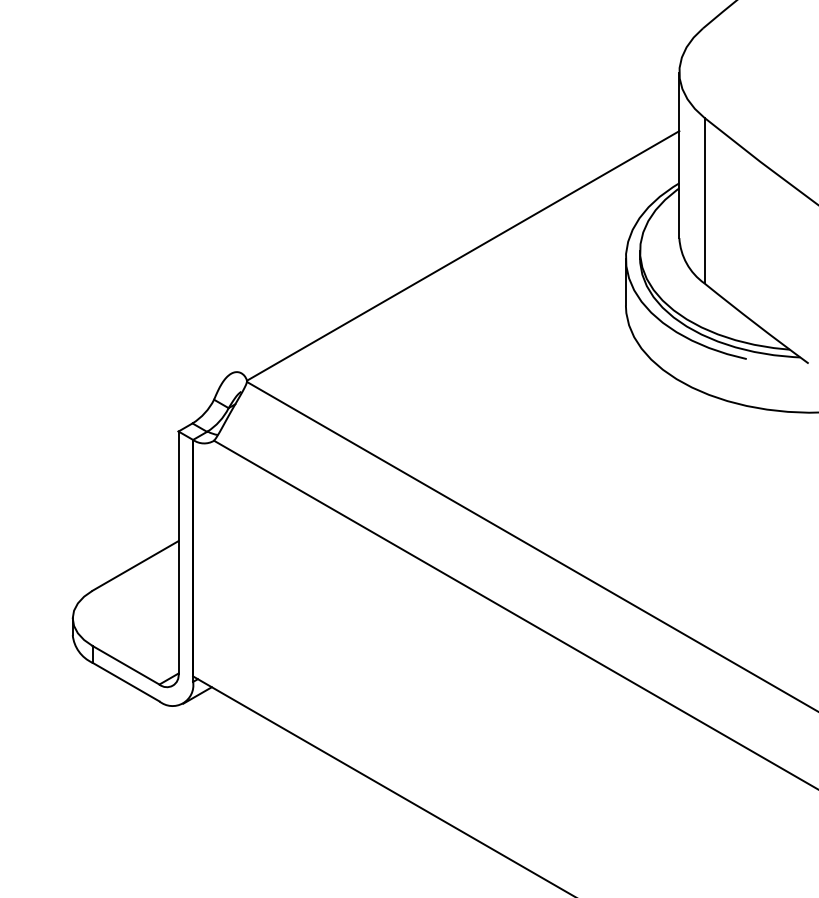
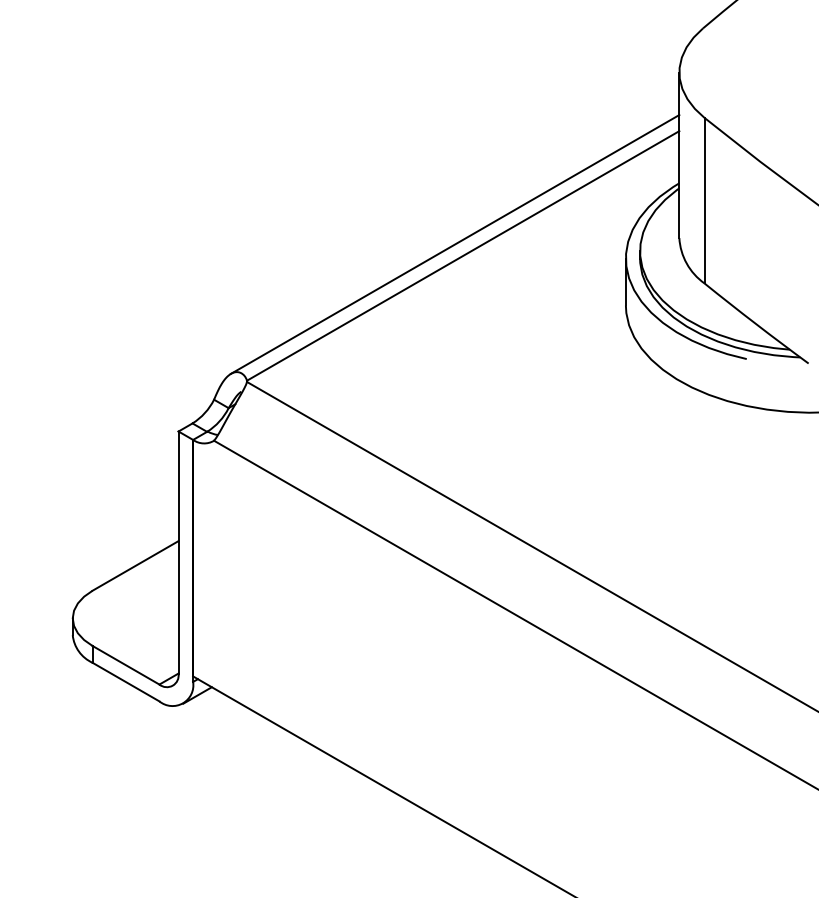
line: none -> present (454, 244)
